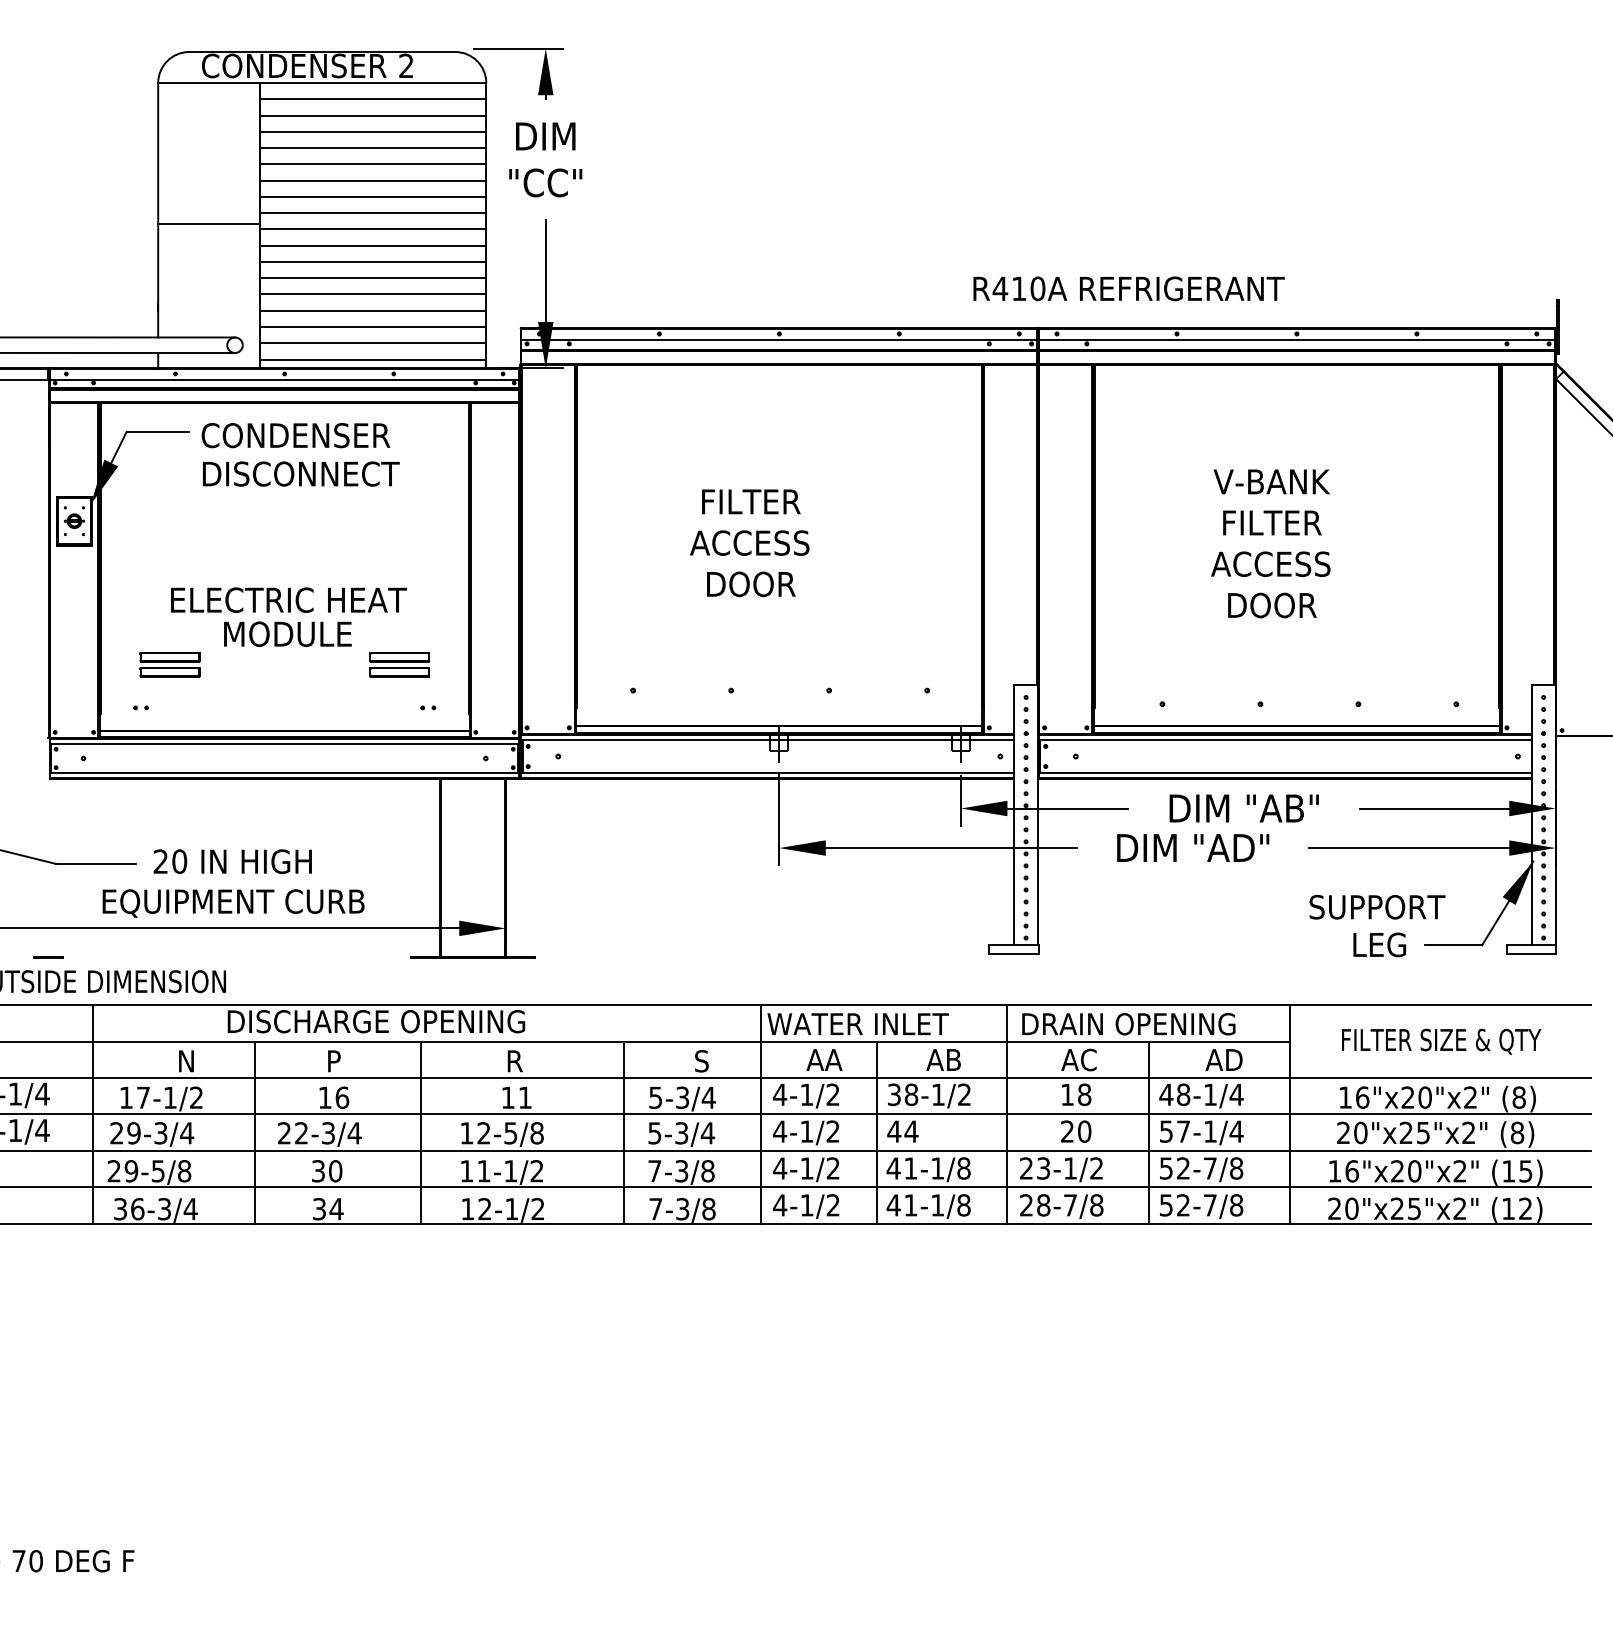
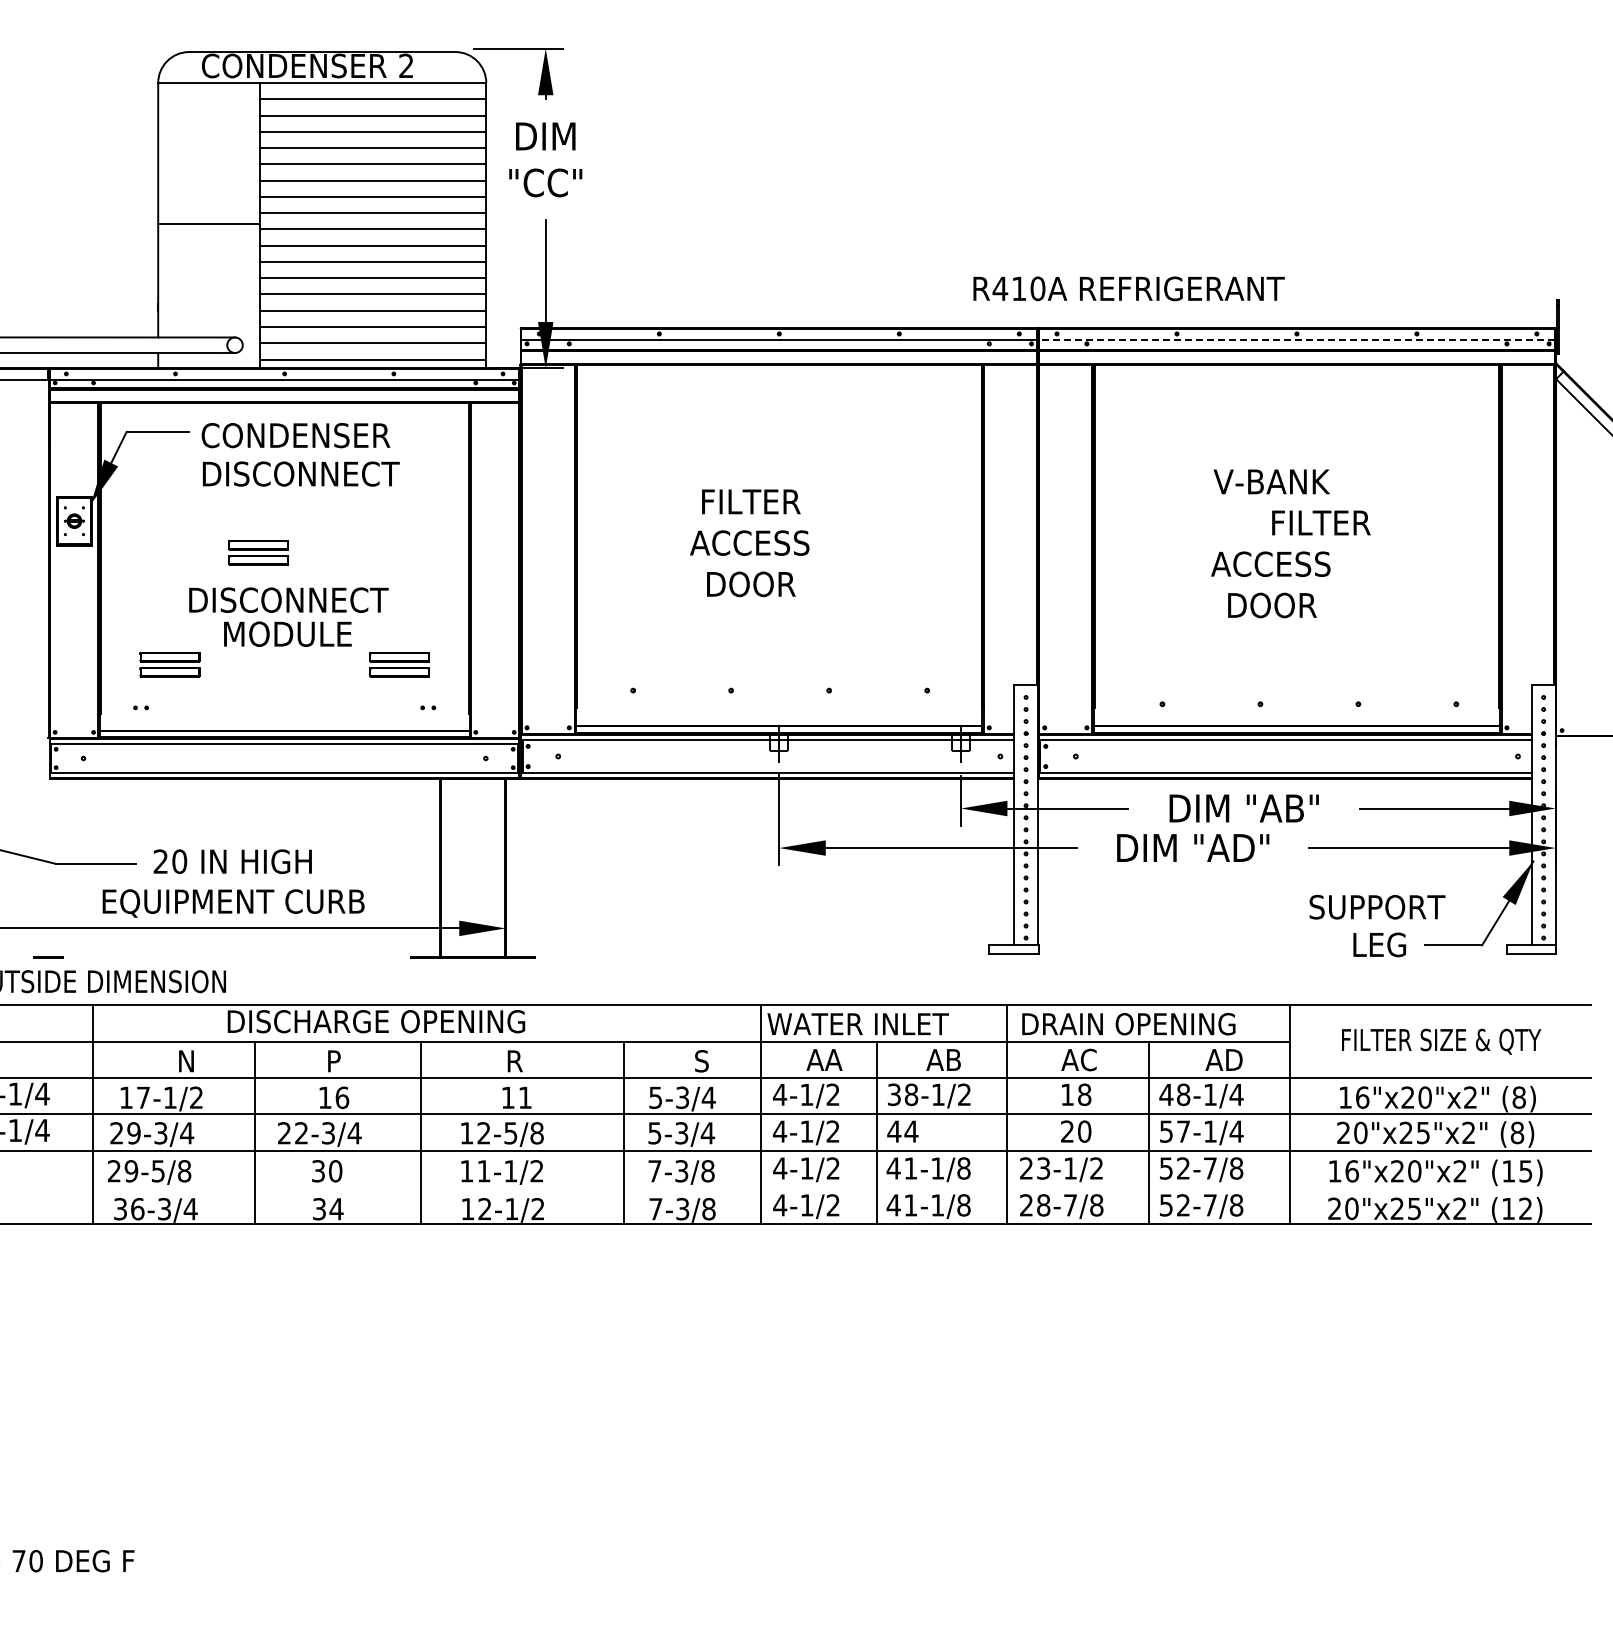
line: solid -> dashed (1296, 340)
text position: (1272, 522) -> (1321, 522) (1321, 522)
part: none -> present (258, 552)
text: ELECTRIC HEAT -> DISCONNECT (288, 599)
line: present -> none (796, 1187)
